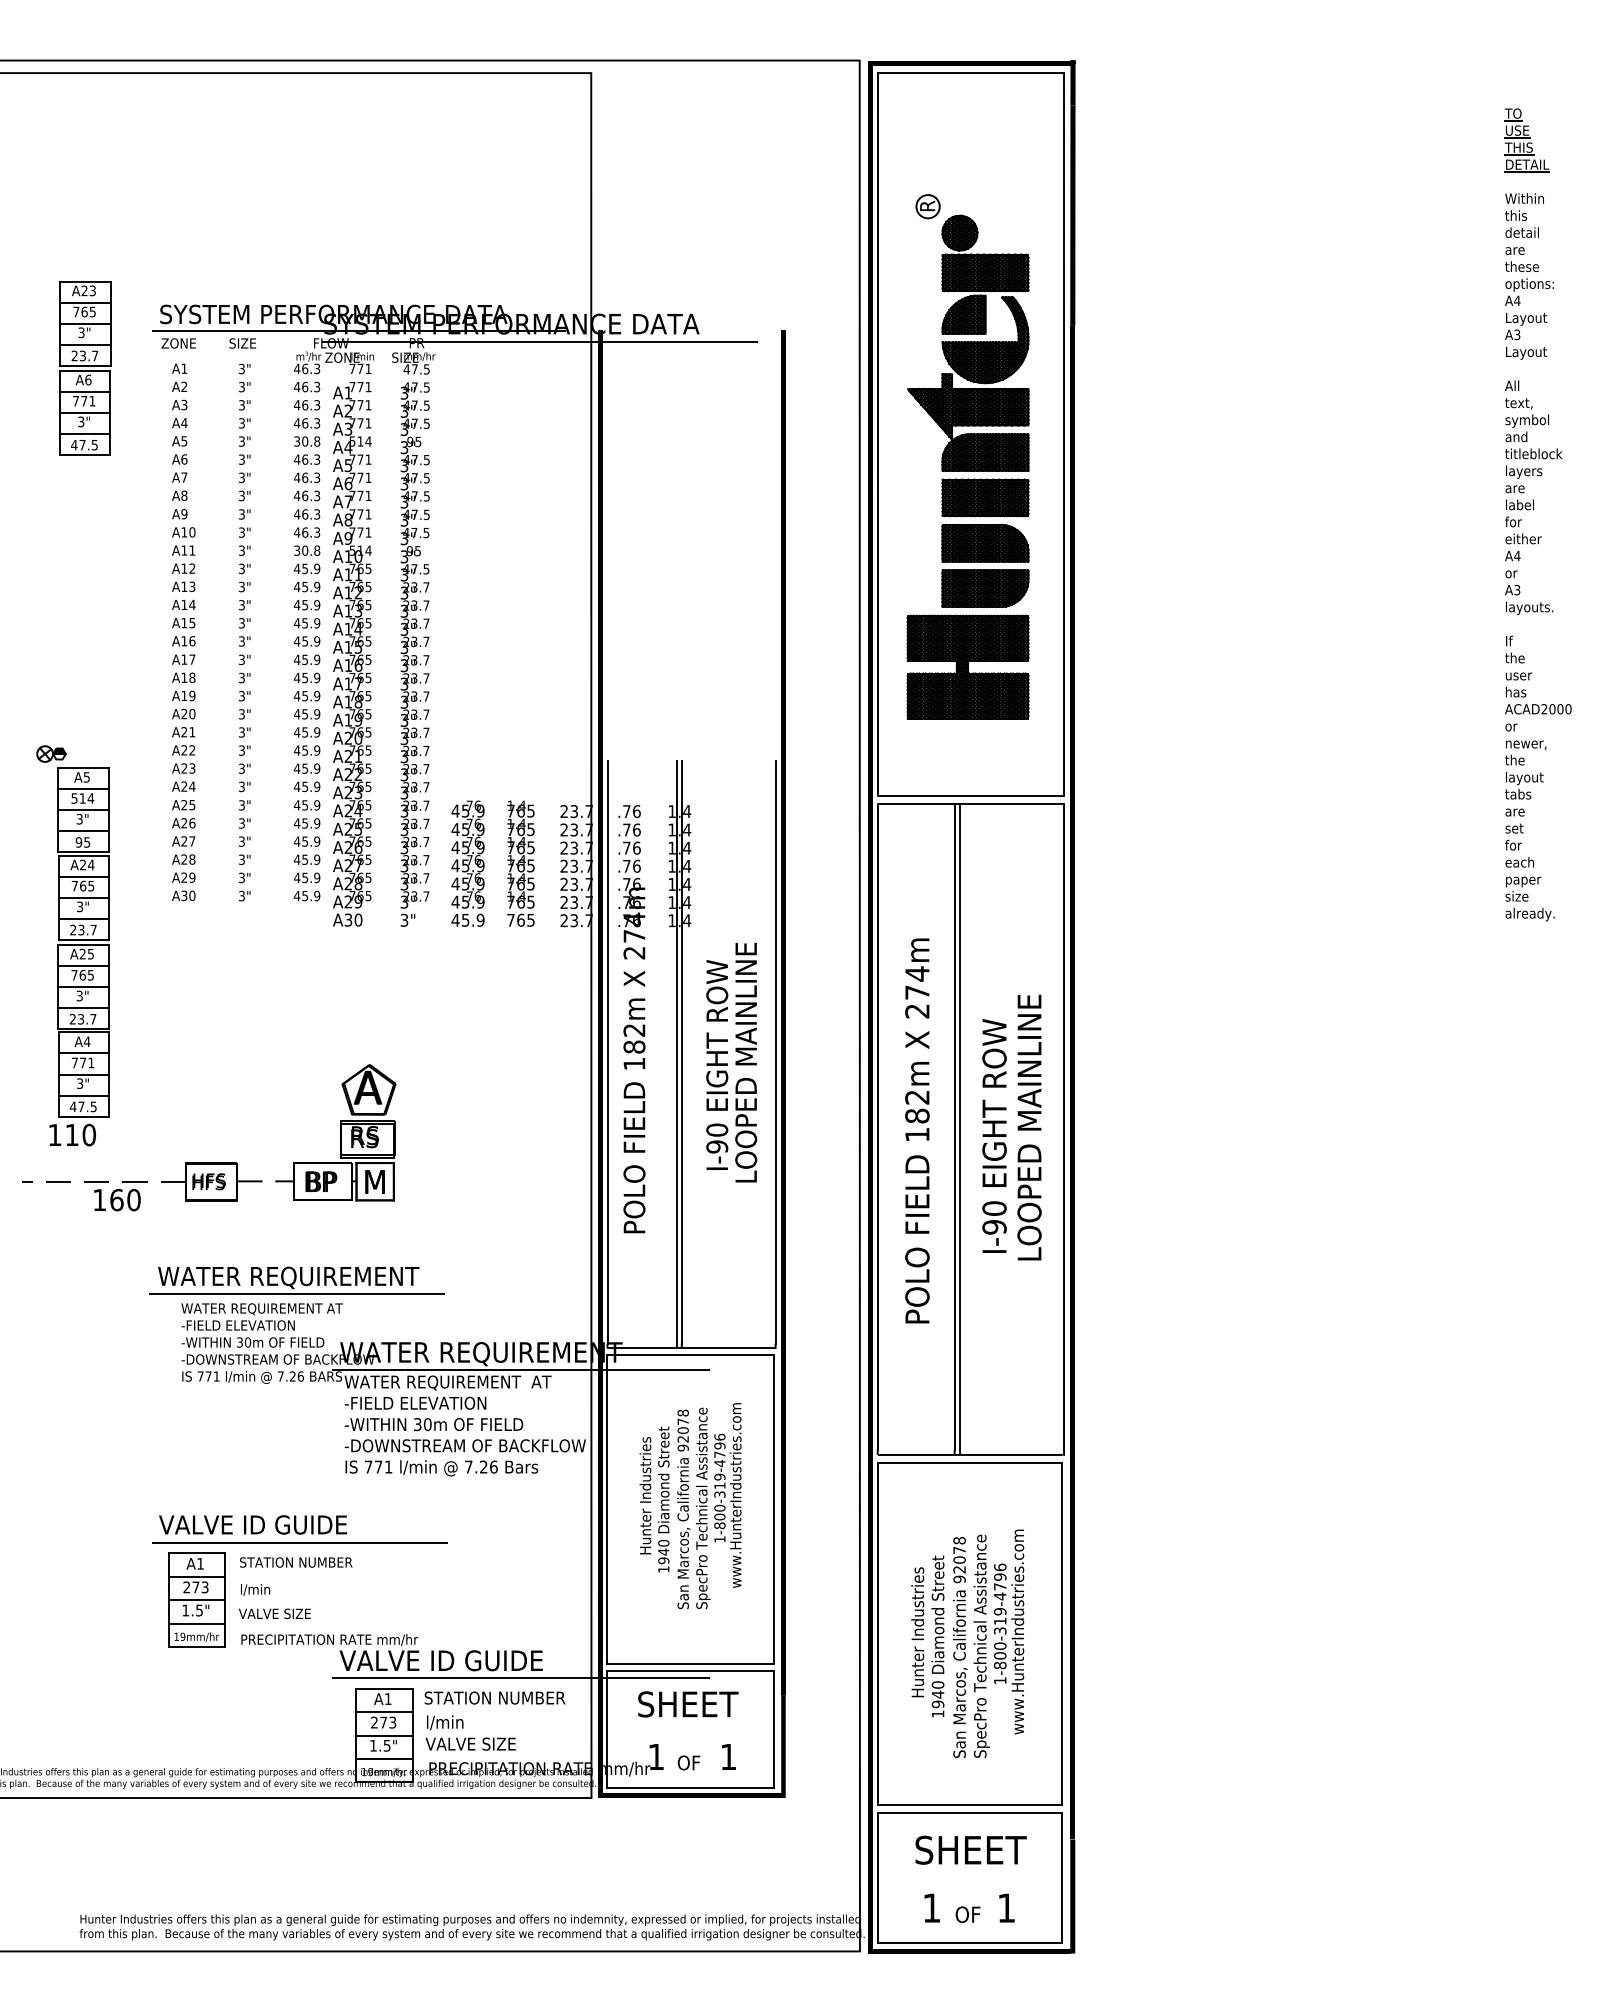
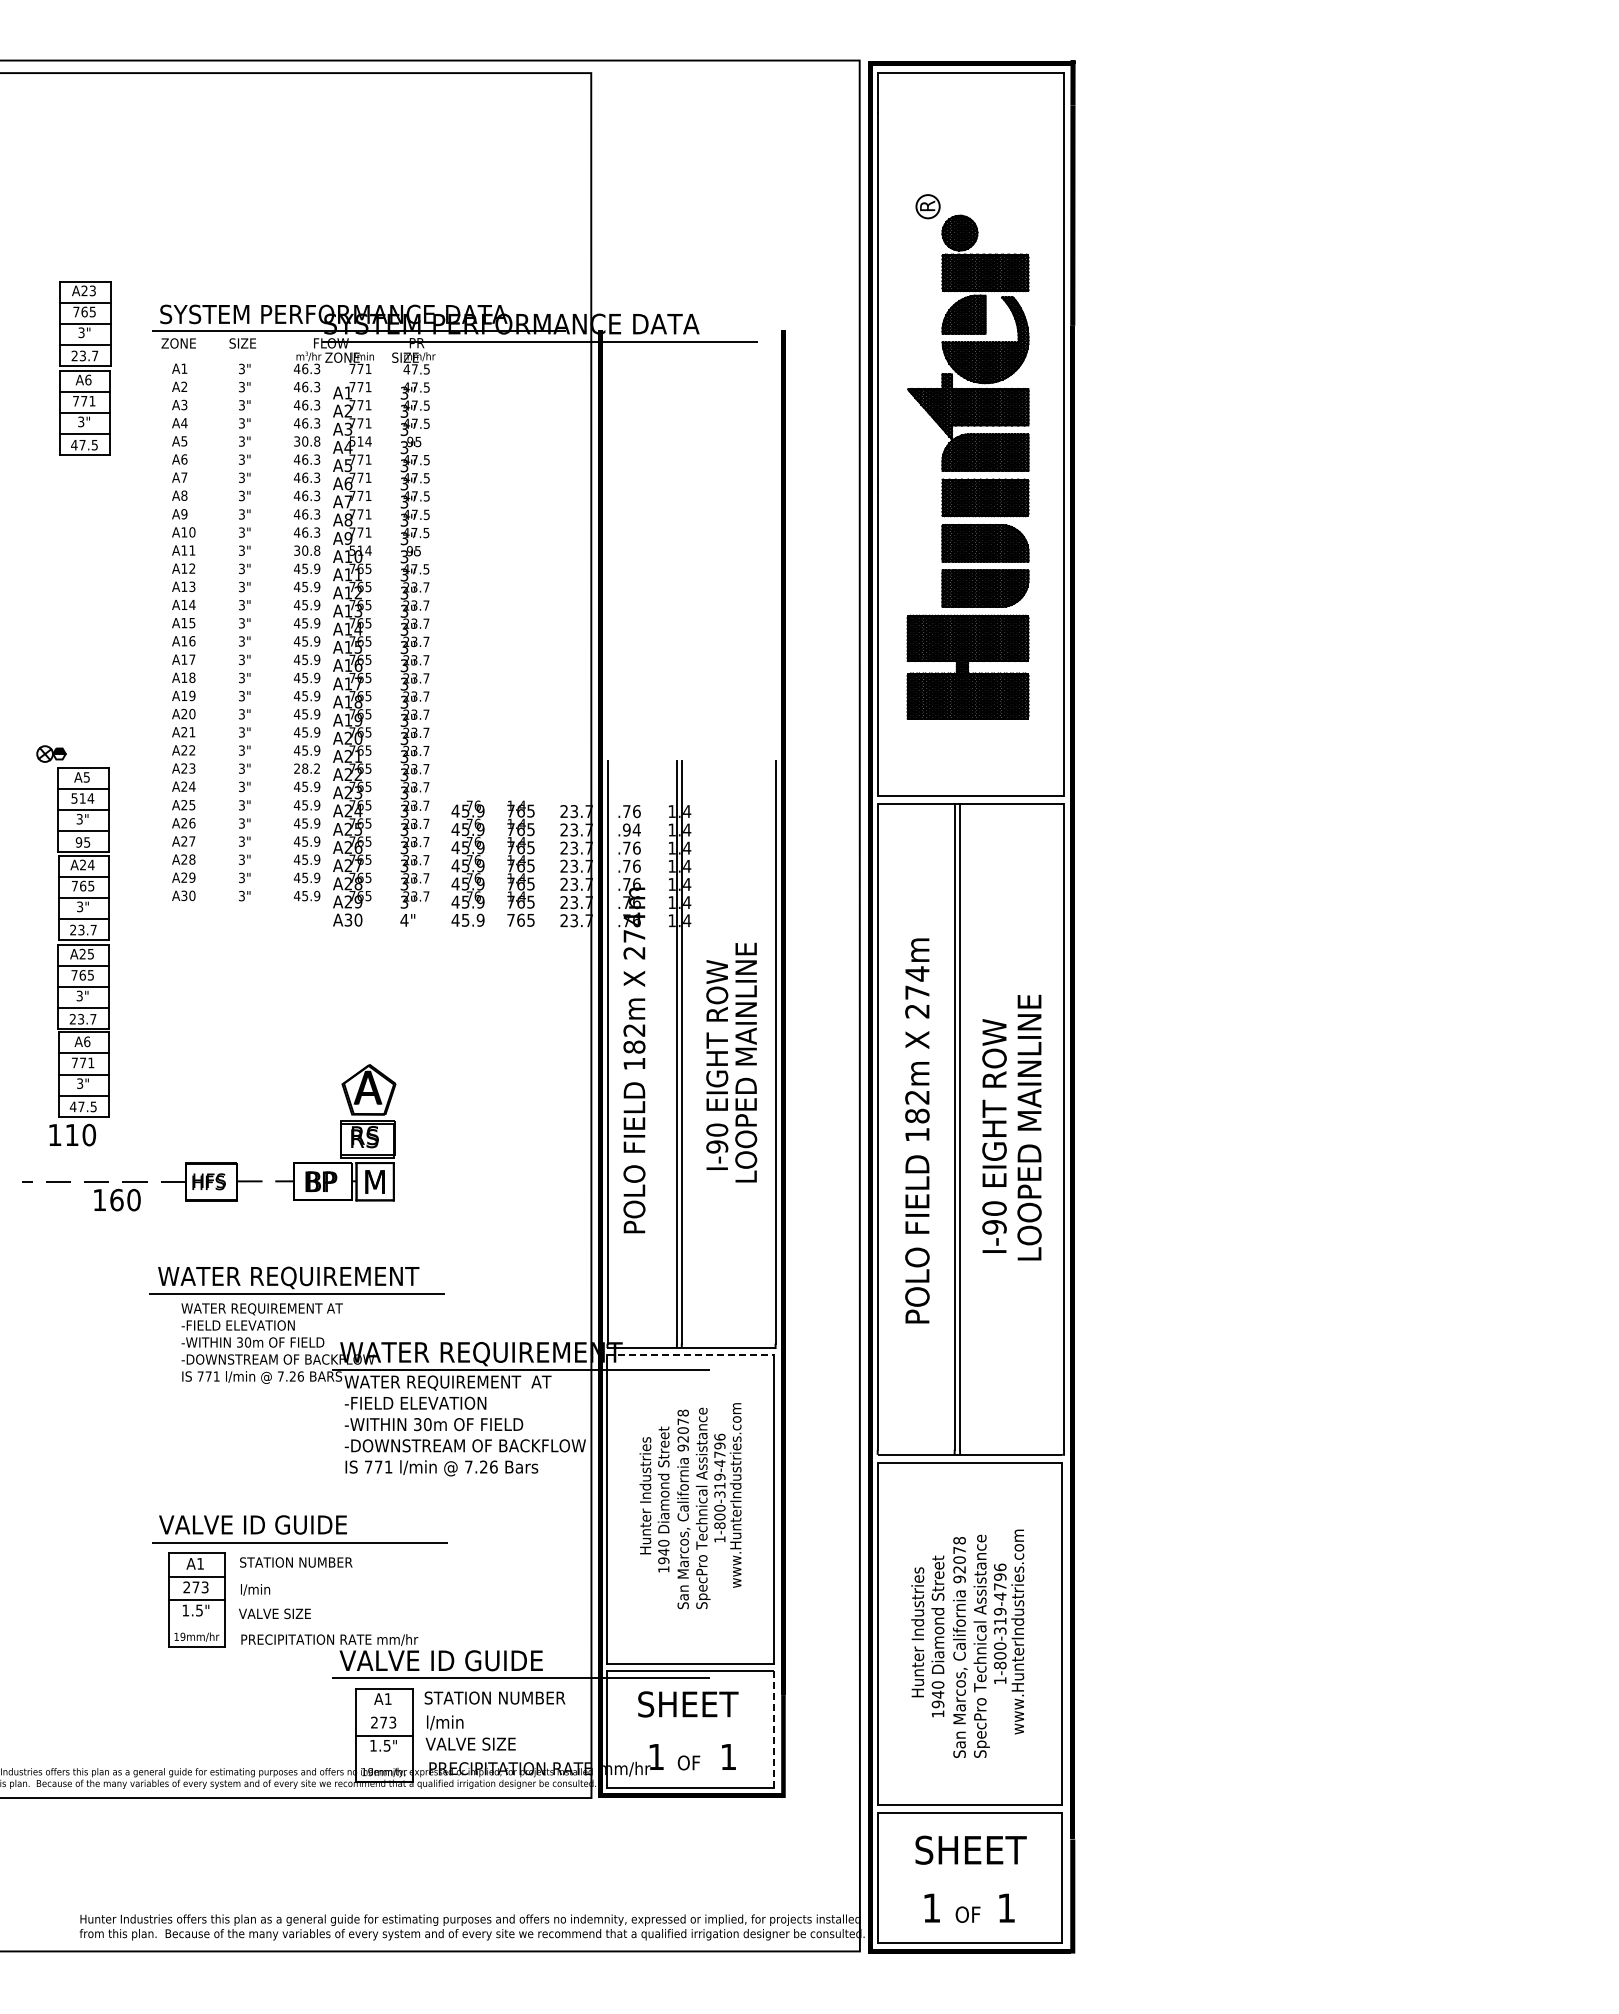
part: present -> none (1537, 514)
text: 45.9 -> 28.2 (306, 768)
text: .76 -> .94 (631, 829)
text: 3" -> 4" (404, 919)
text: A4 -> A6 (86, 1041)
line: solid -> dashed (691, 1355)
line: present -> none (196, 1623)
line: present -> none (384, 1712)
line: solid -> dashed (773, 1729)
line: present -> none (384, 1759)
